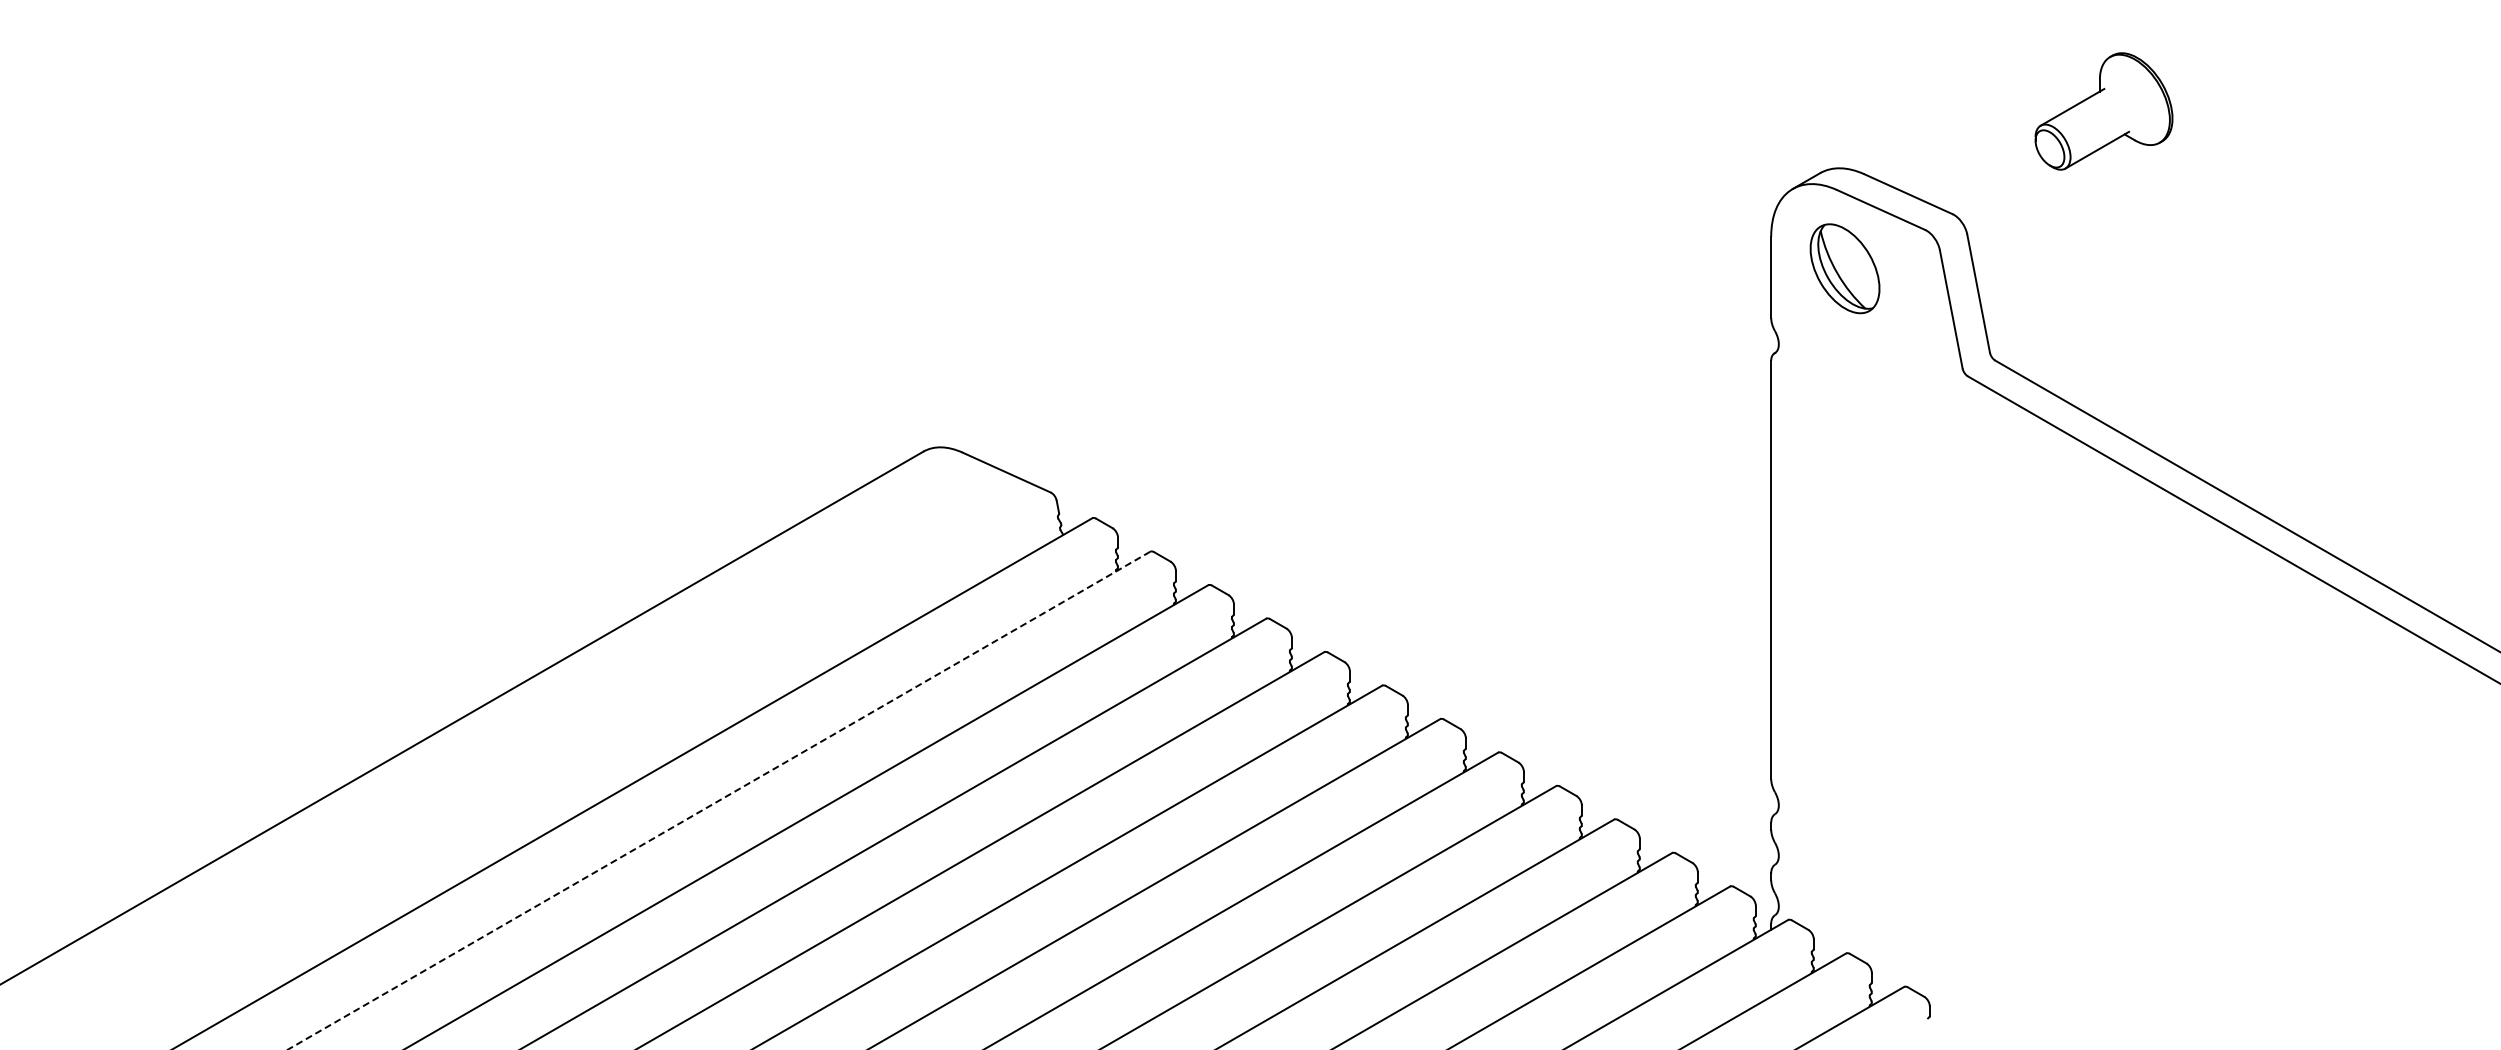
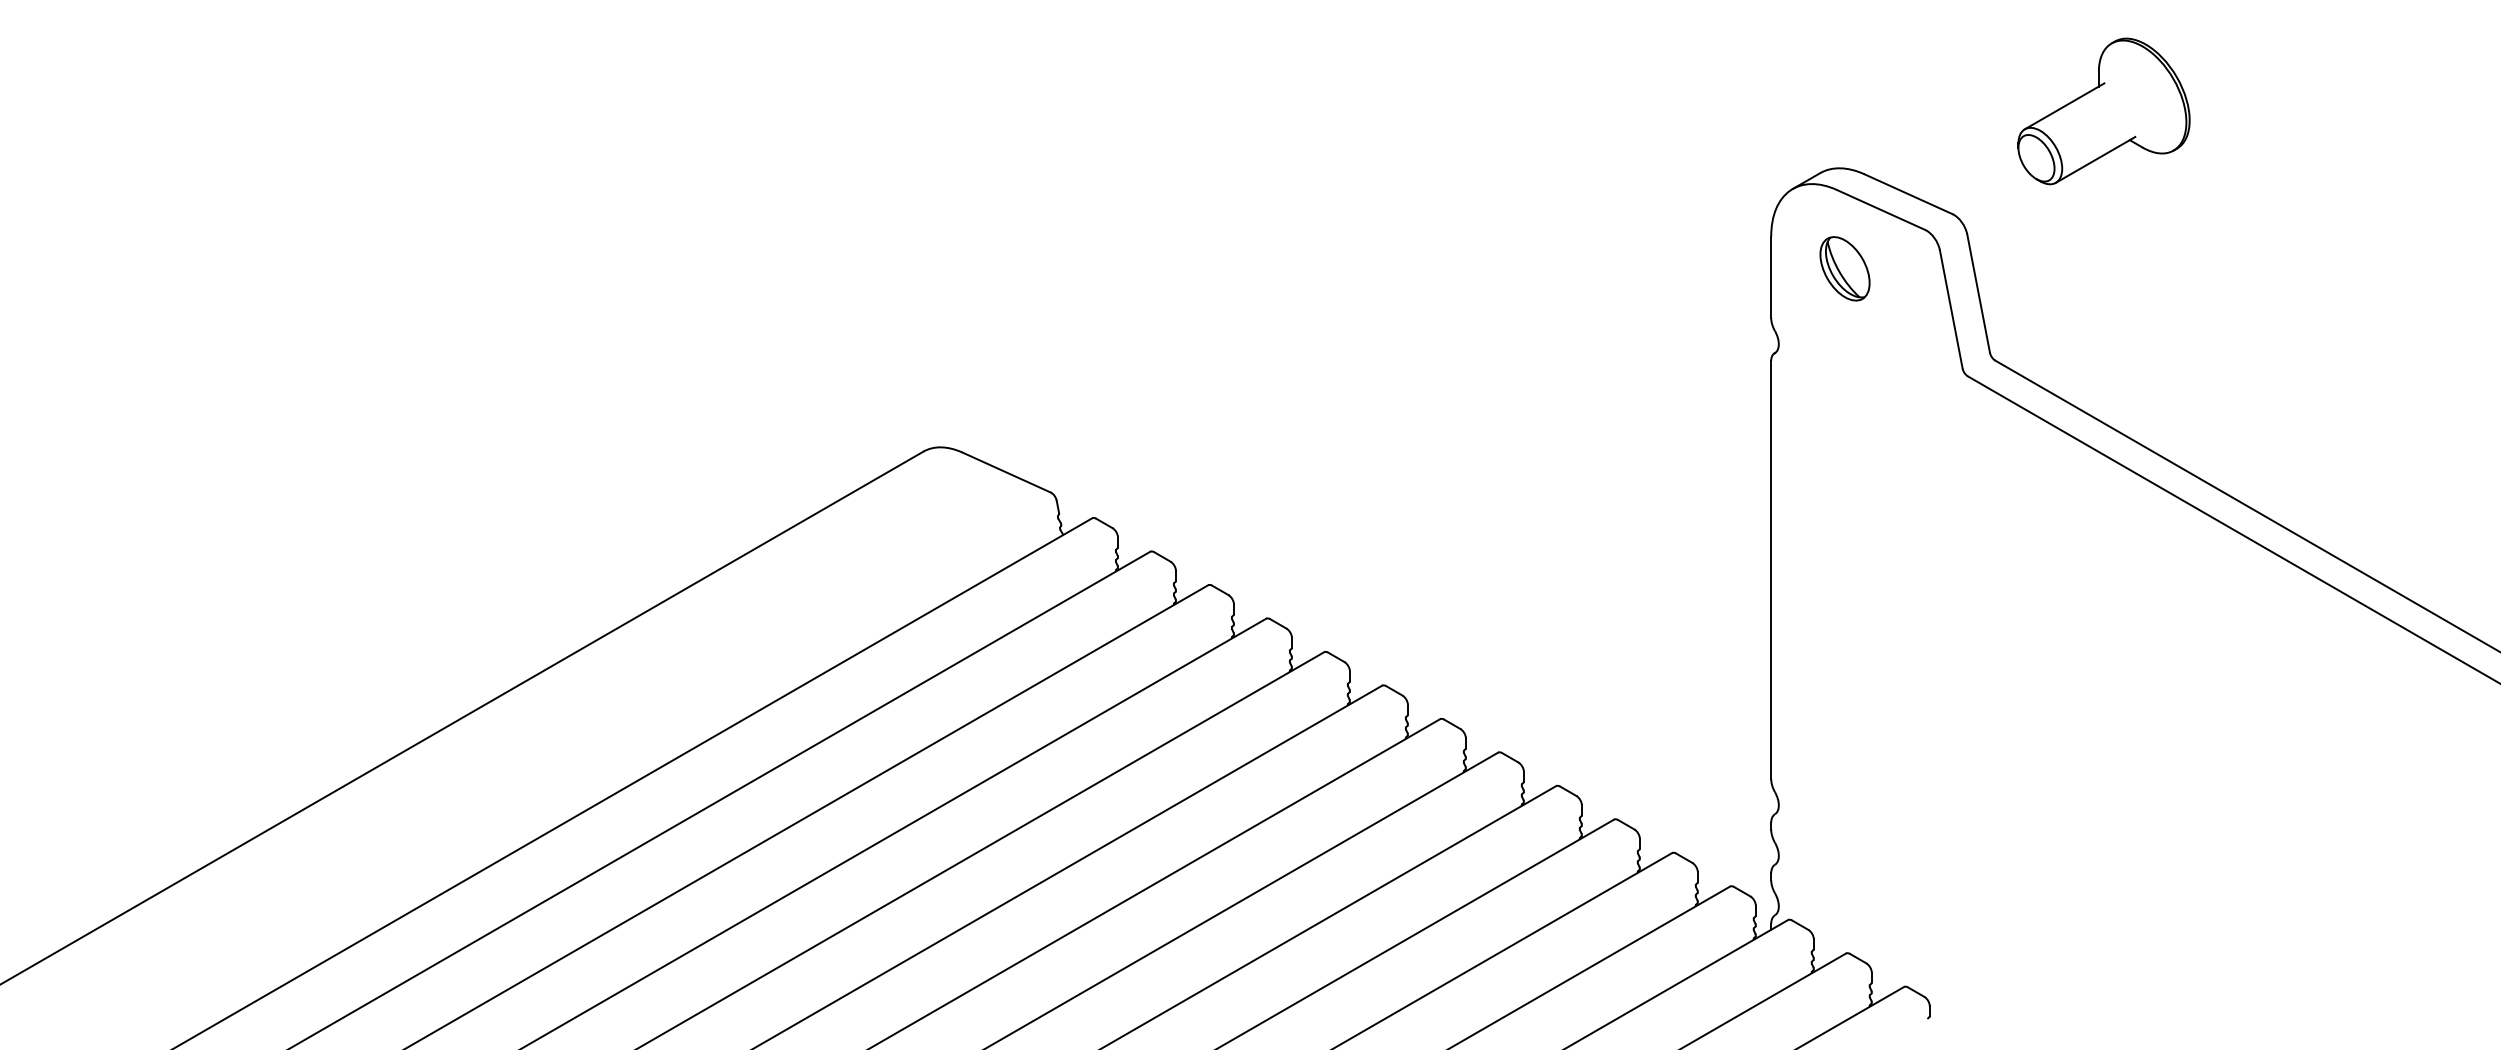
part size: 140x119 px -> 174x149 px (2103, 111)
part size: 72x92 px -> 52x66 px (1844, 268)
line: dashed -> solid (718, 800)
